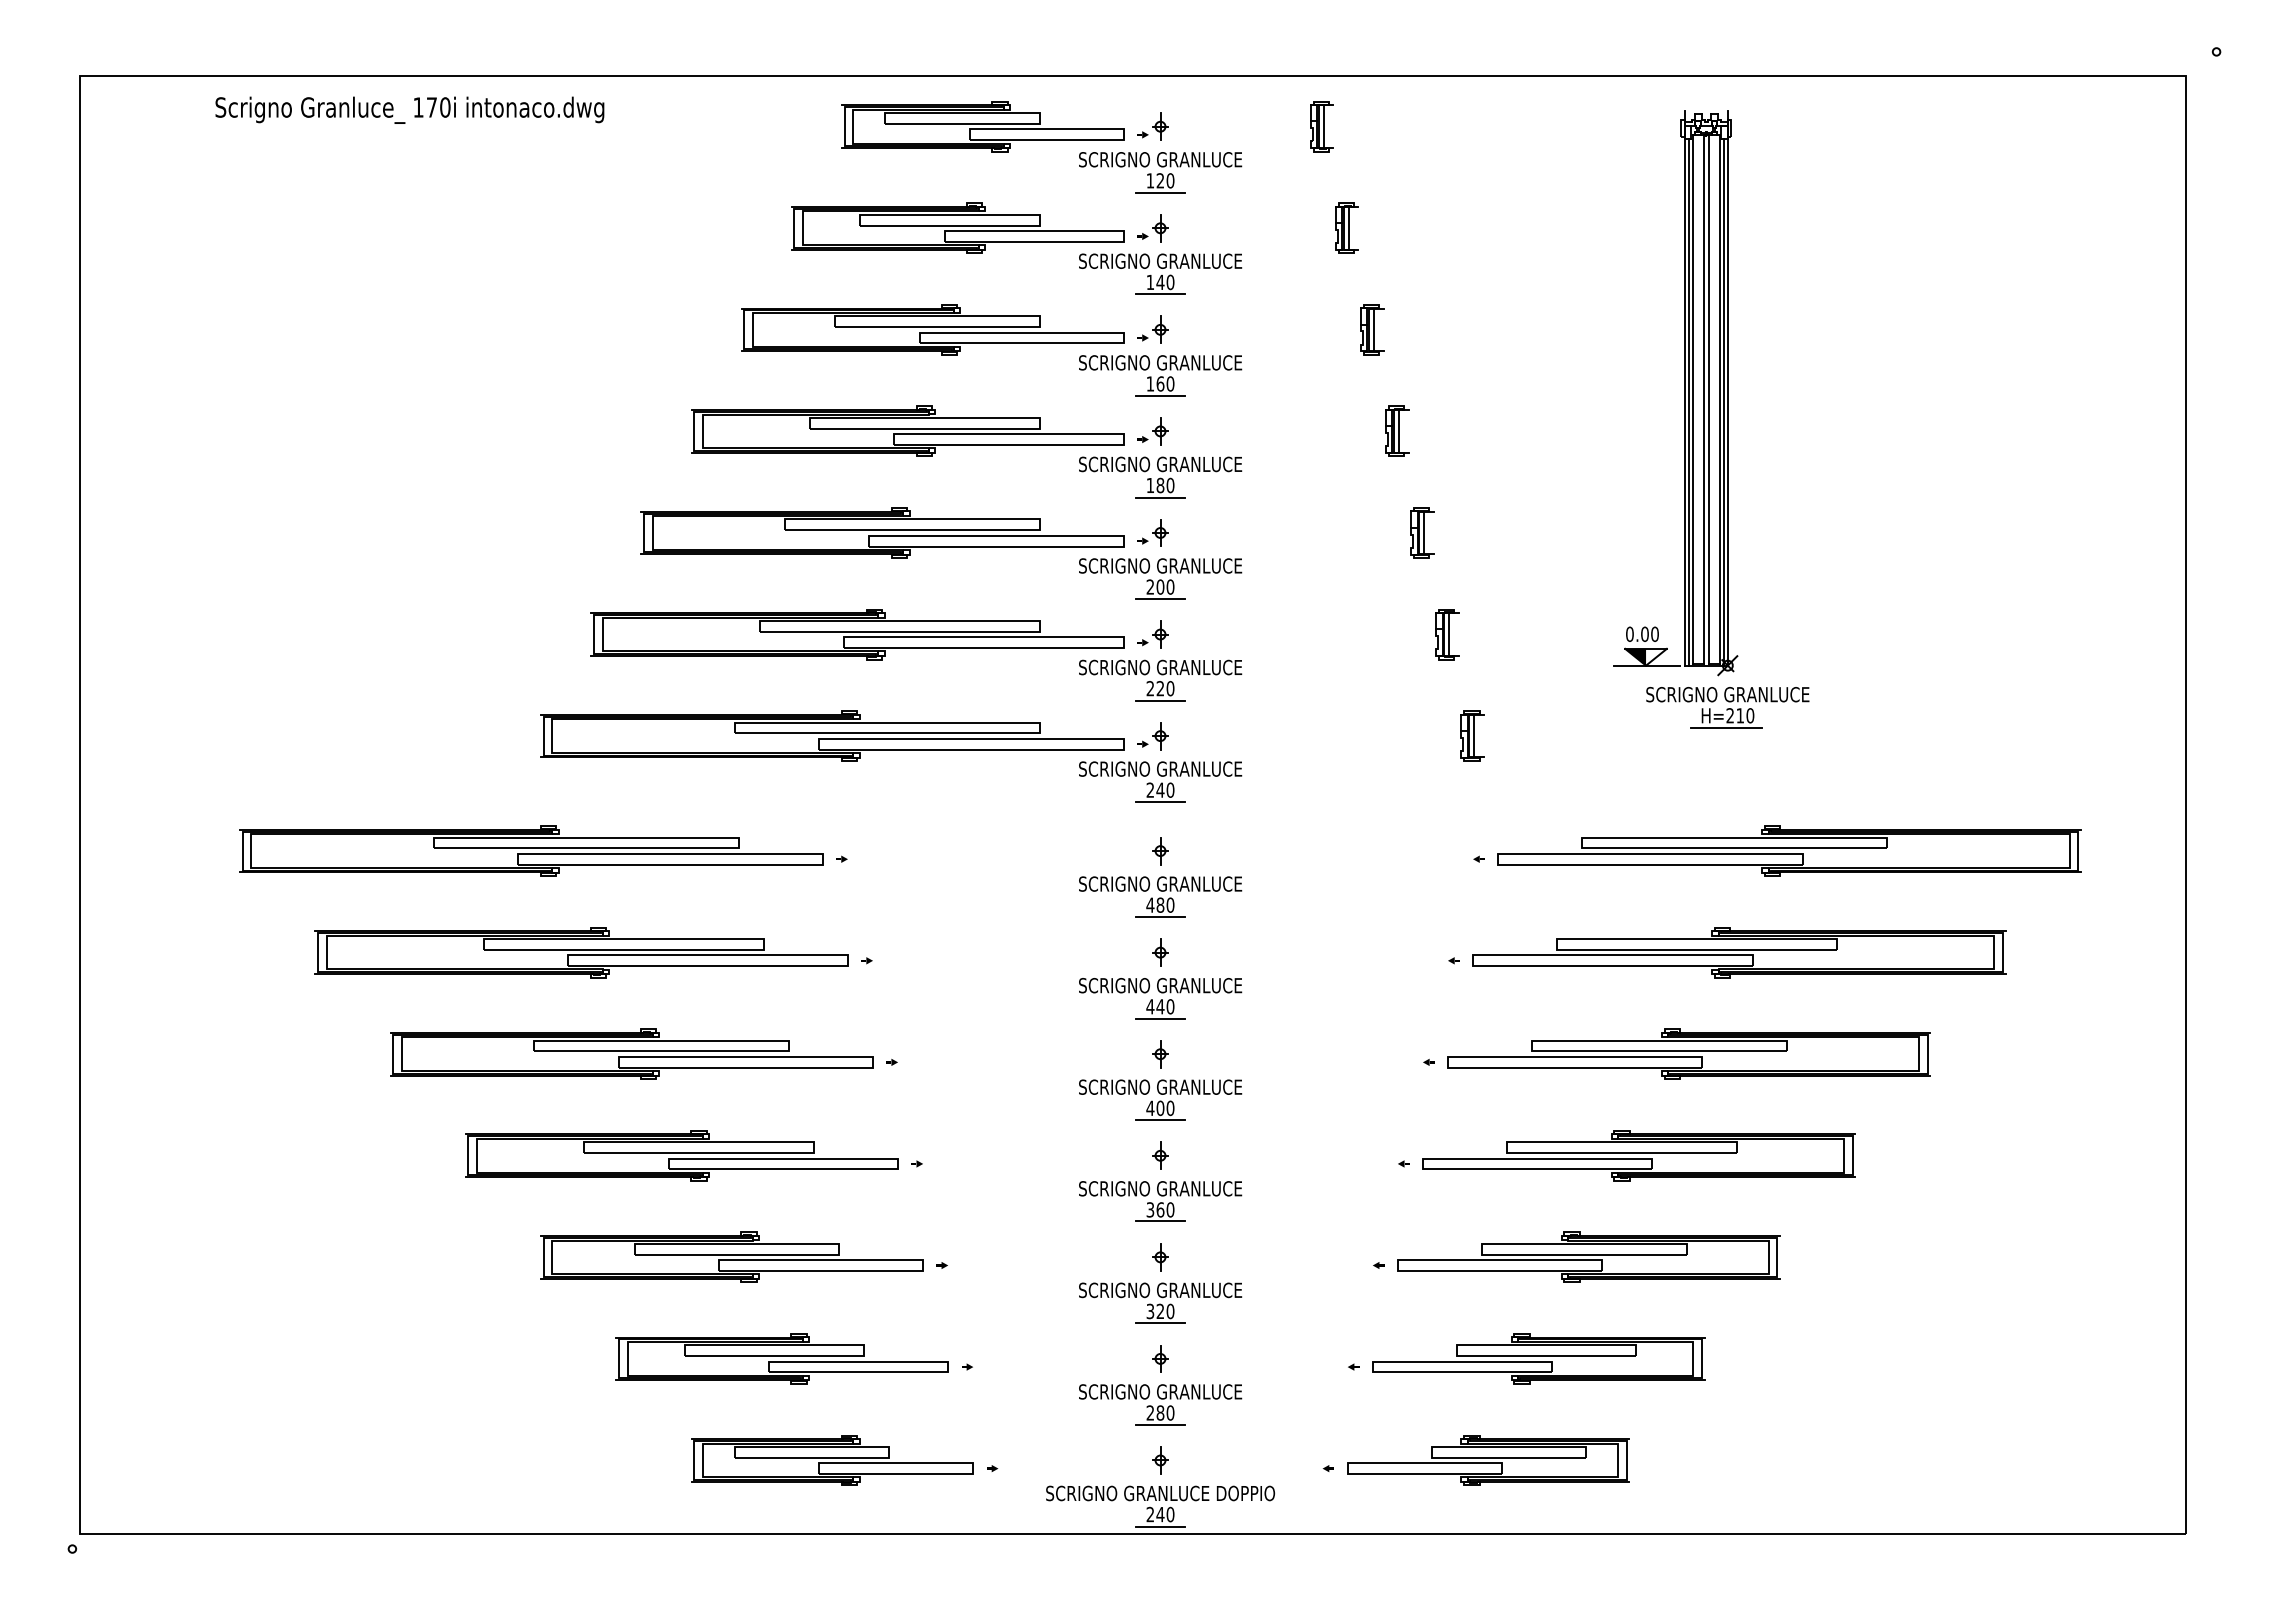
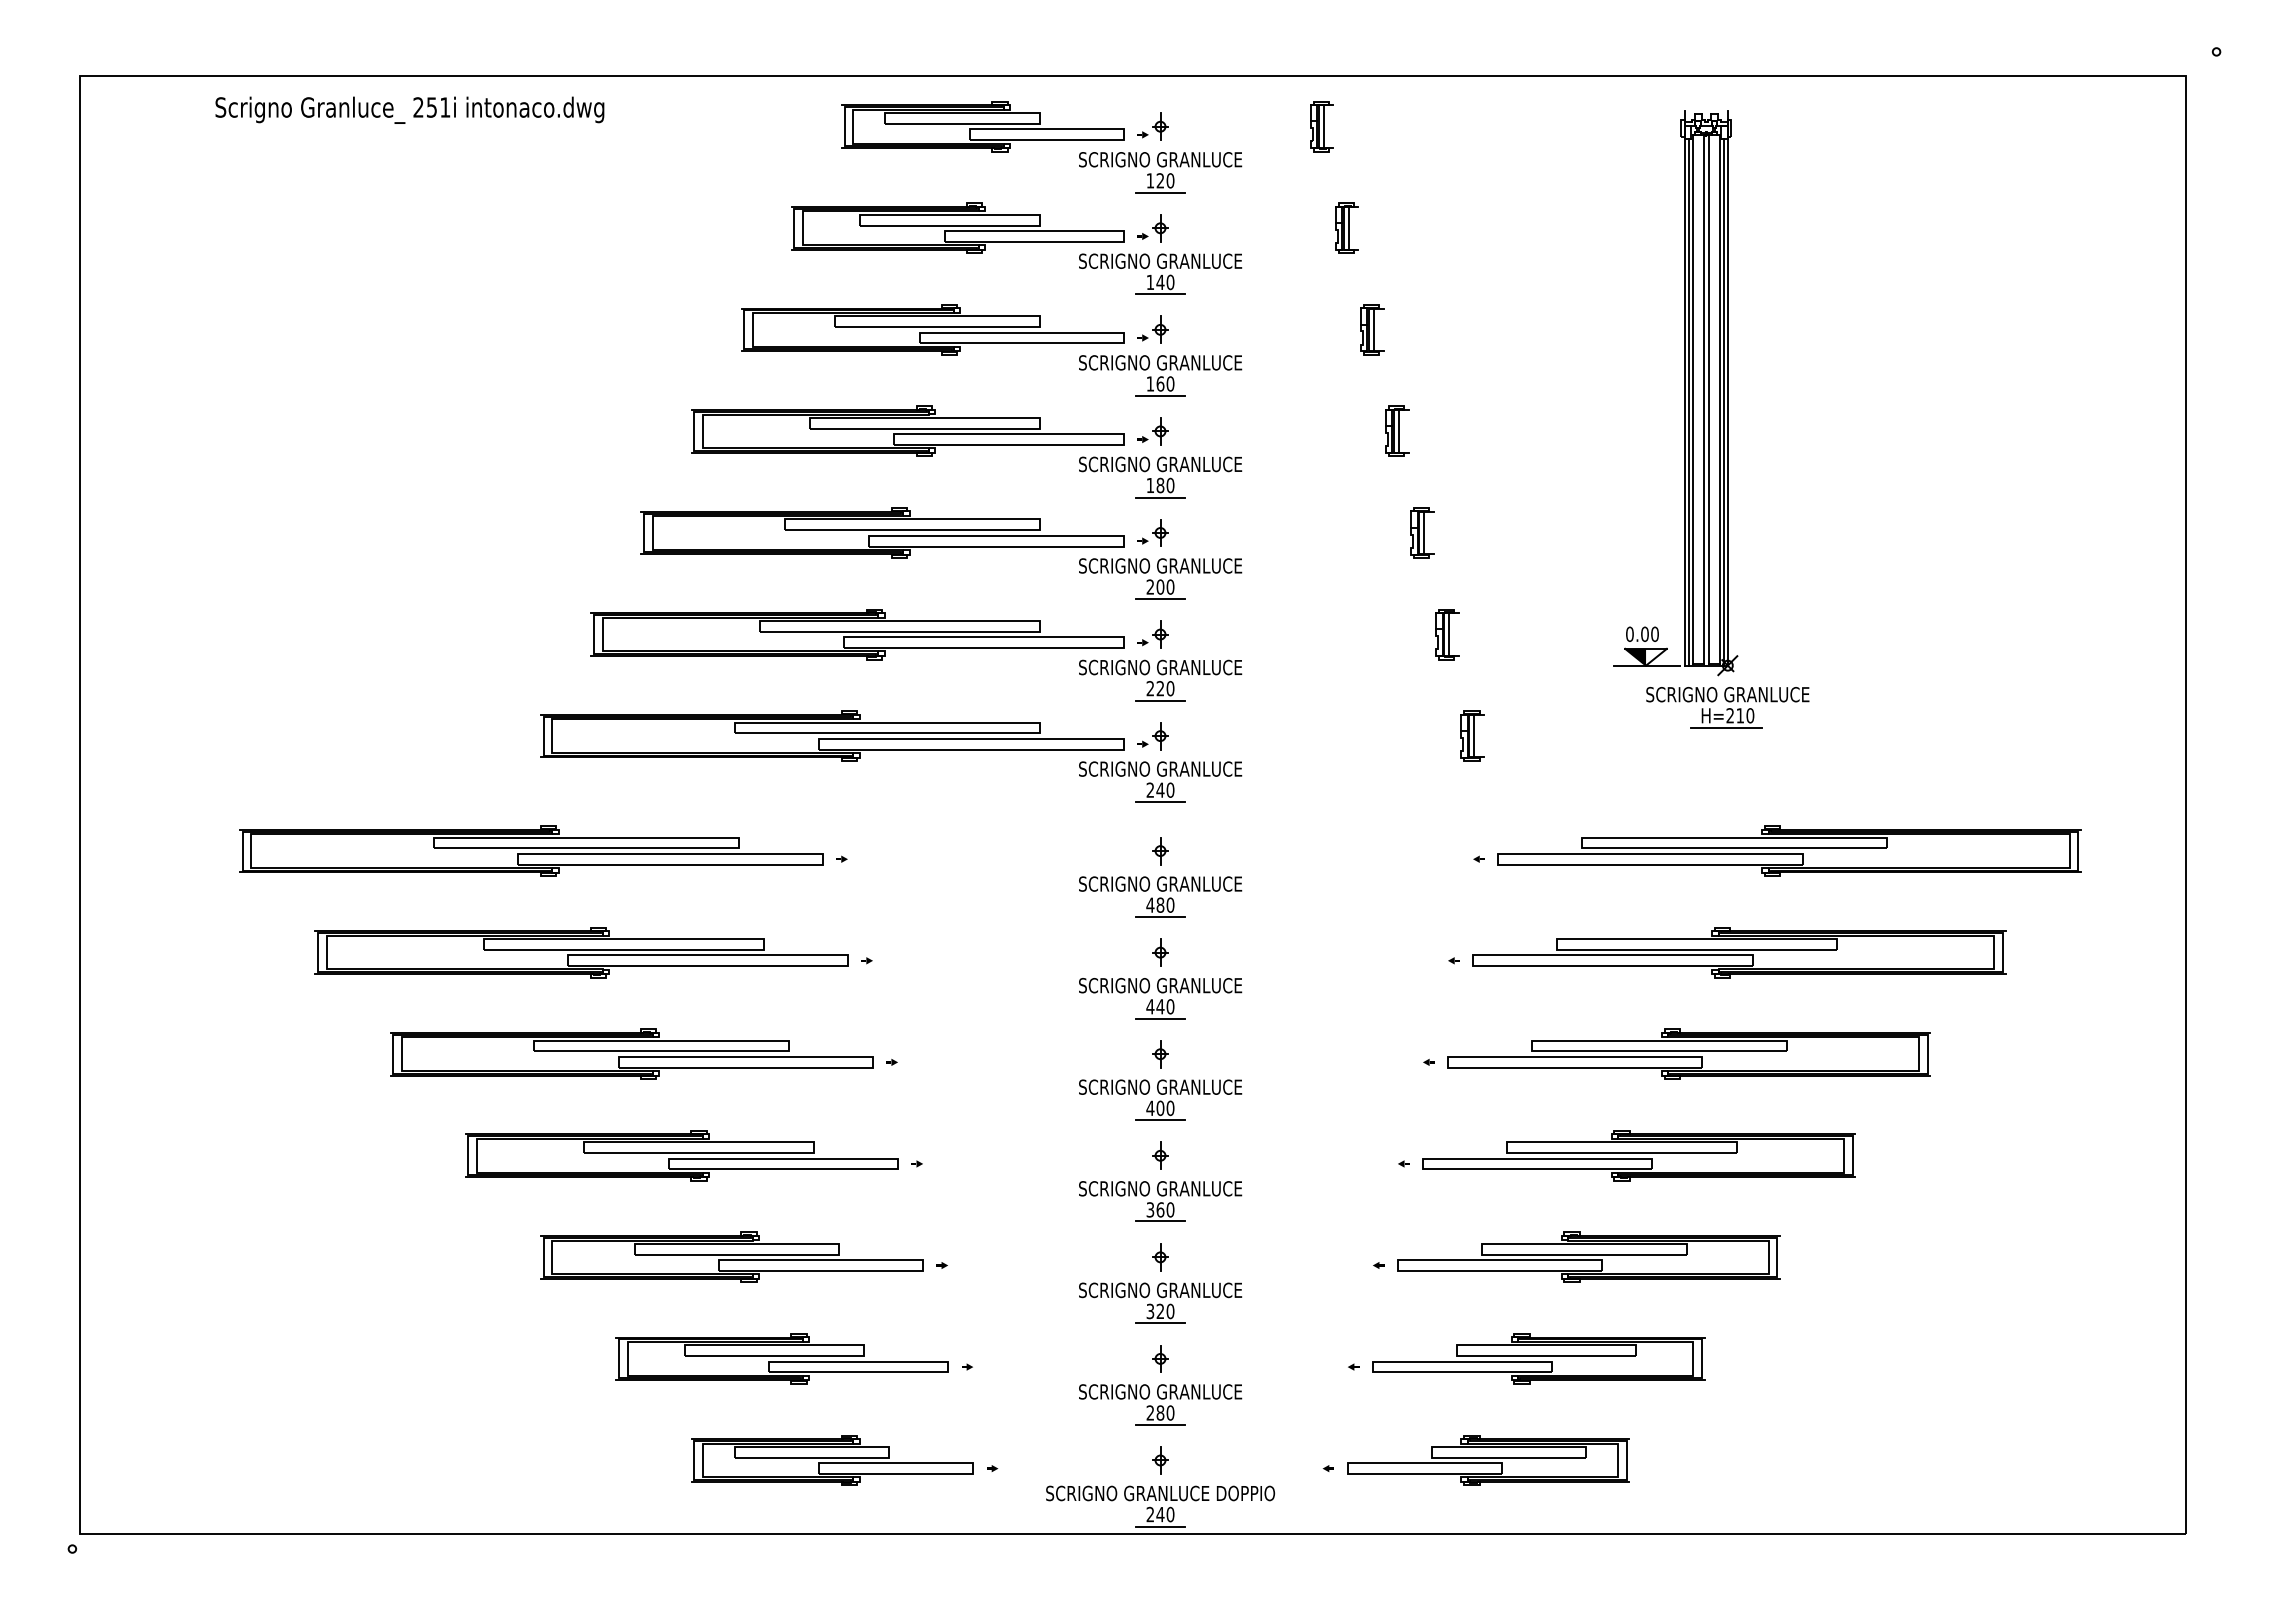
text: 170i -> 251i (431, 107)
